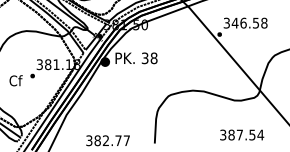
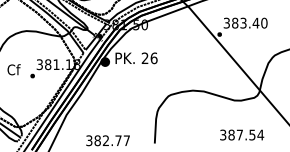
text: 346.58 -> 383.40 (249, 22)
text: 38 -> 26 (149, 58)
text position: (15, 80) -> (13, 69) (13, 69)
